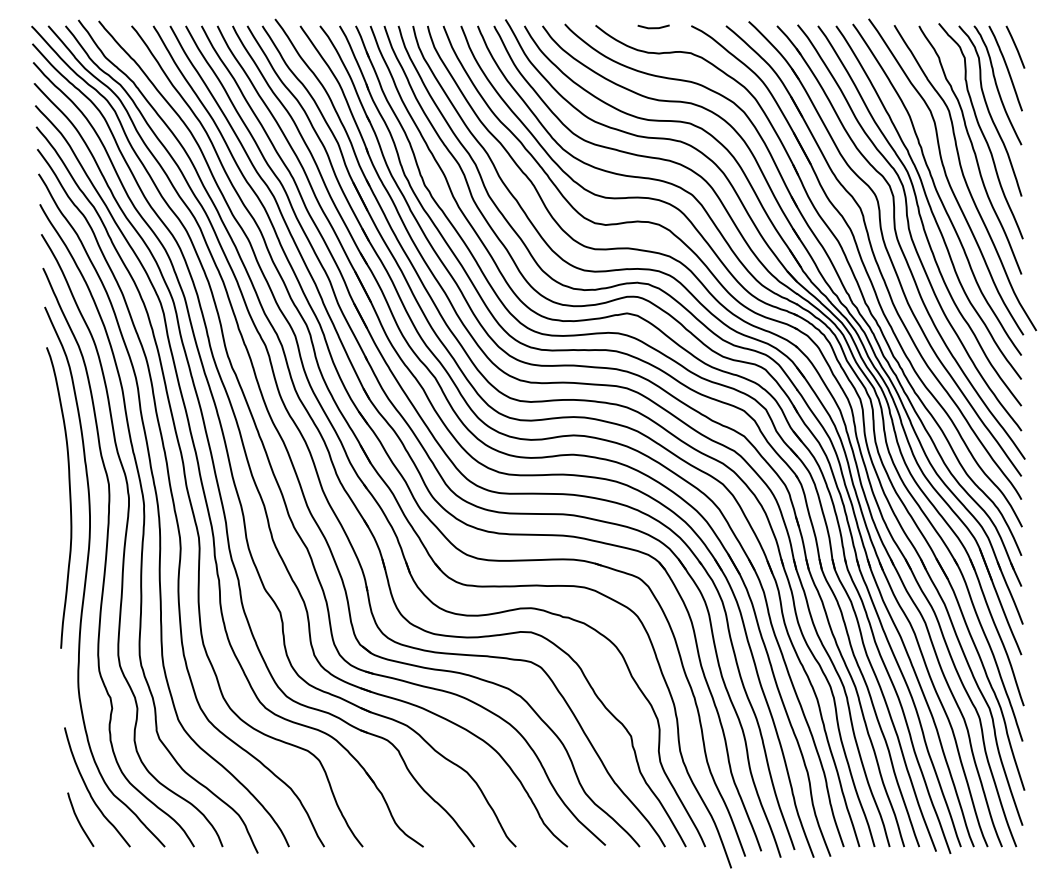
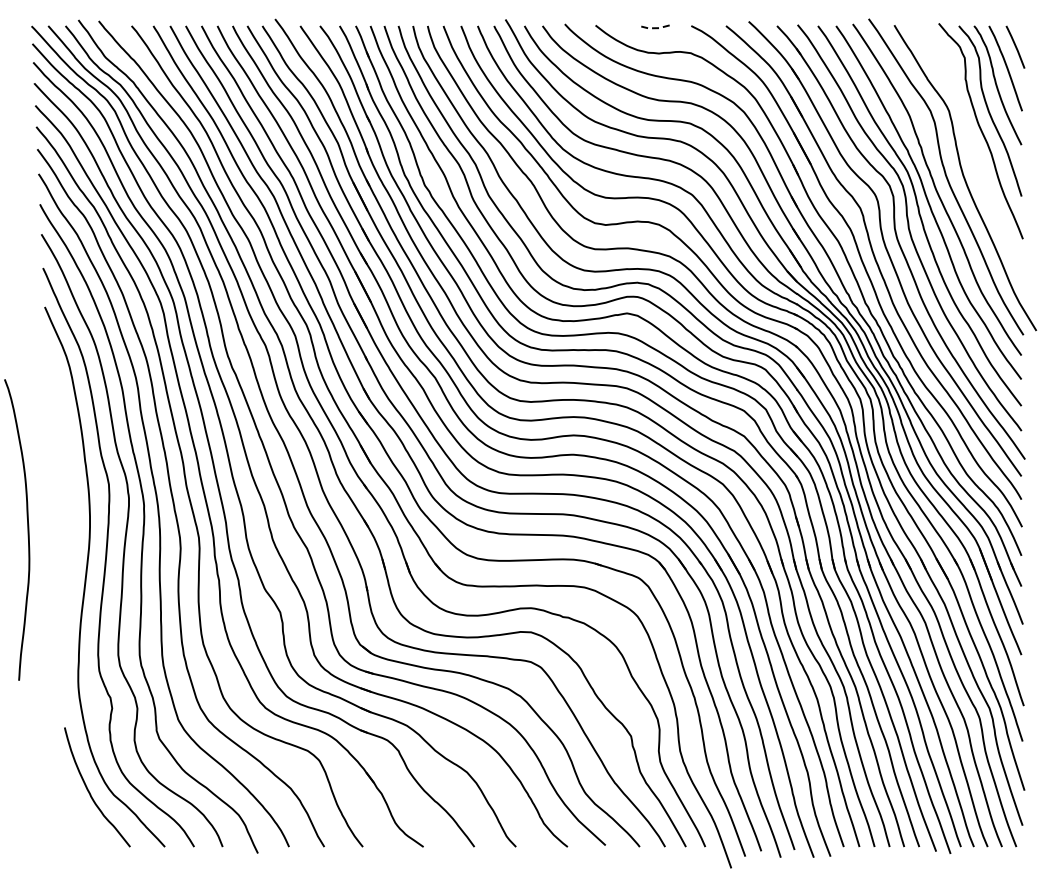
line: solid -> dashed (654, 28)
curve: present -> none (972, 149)
curve position: (69, 497) -> (27, 529) (27, 529)
curve: present -> none (79, 820)
